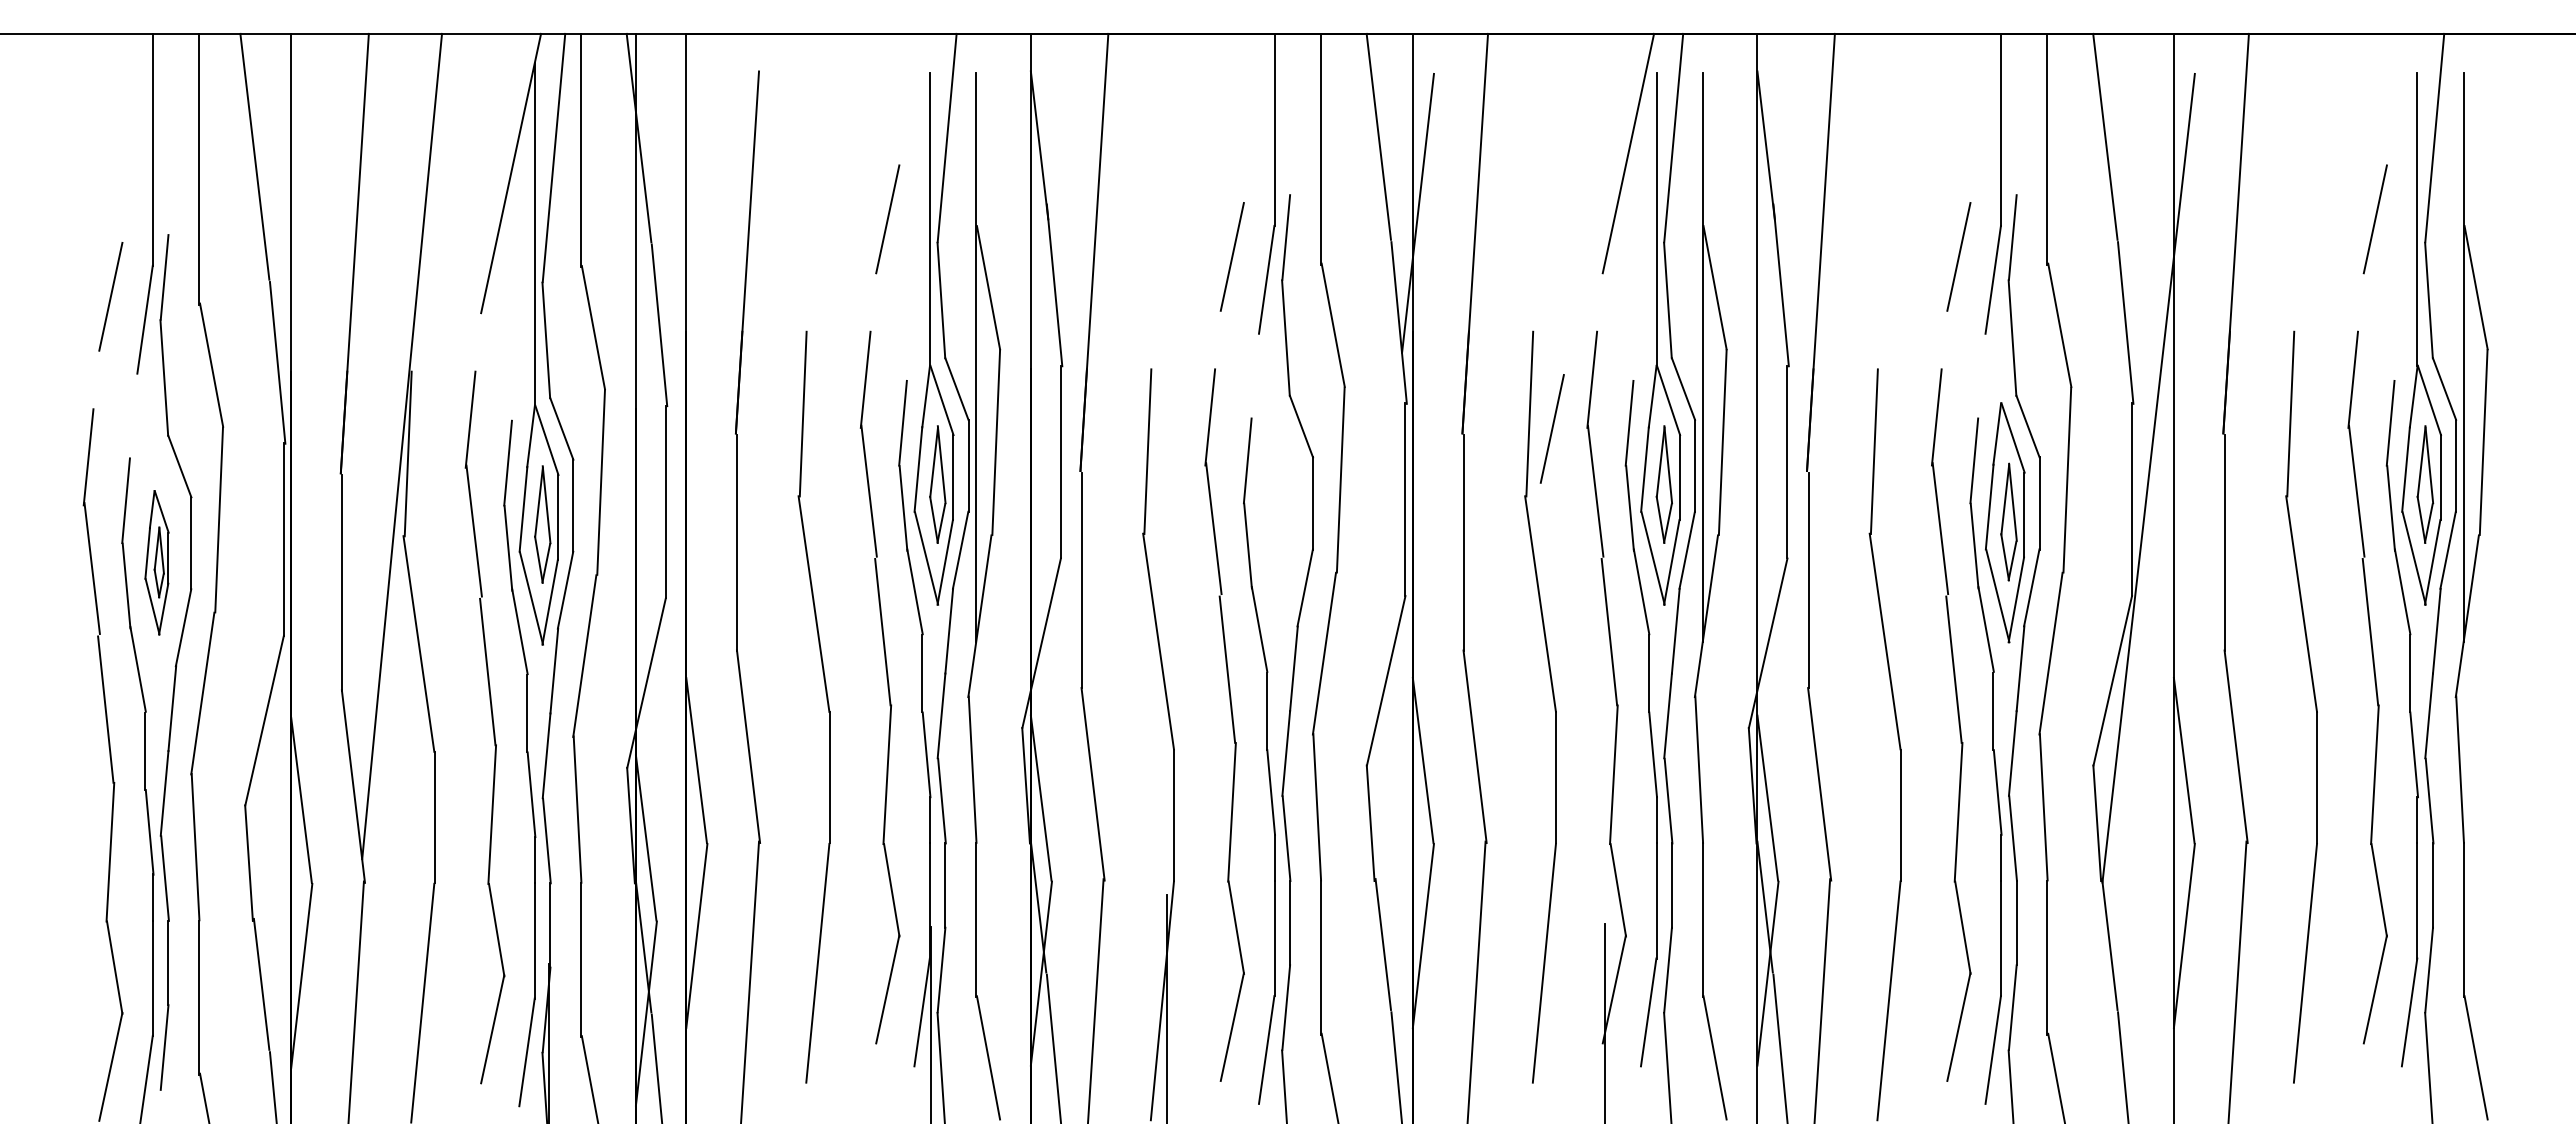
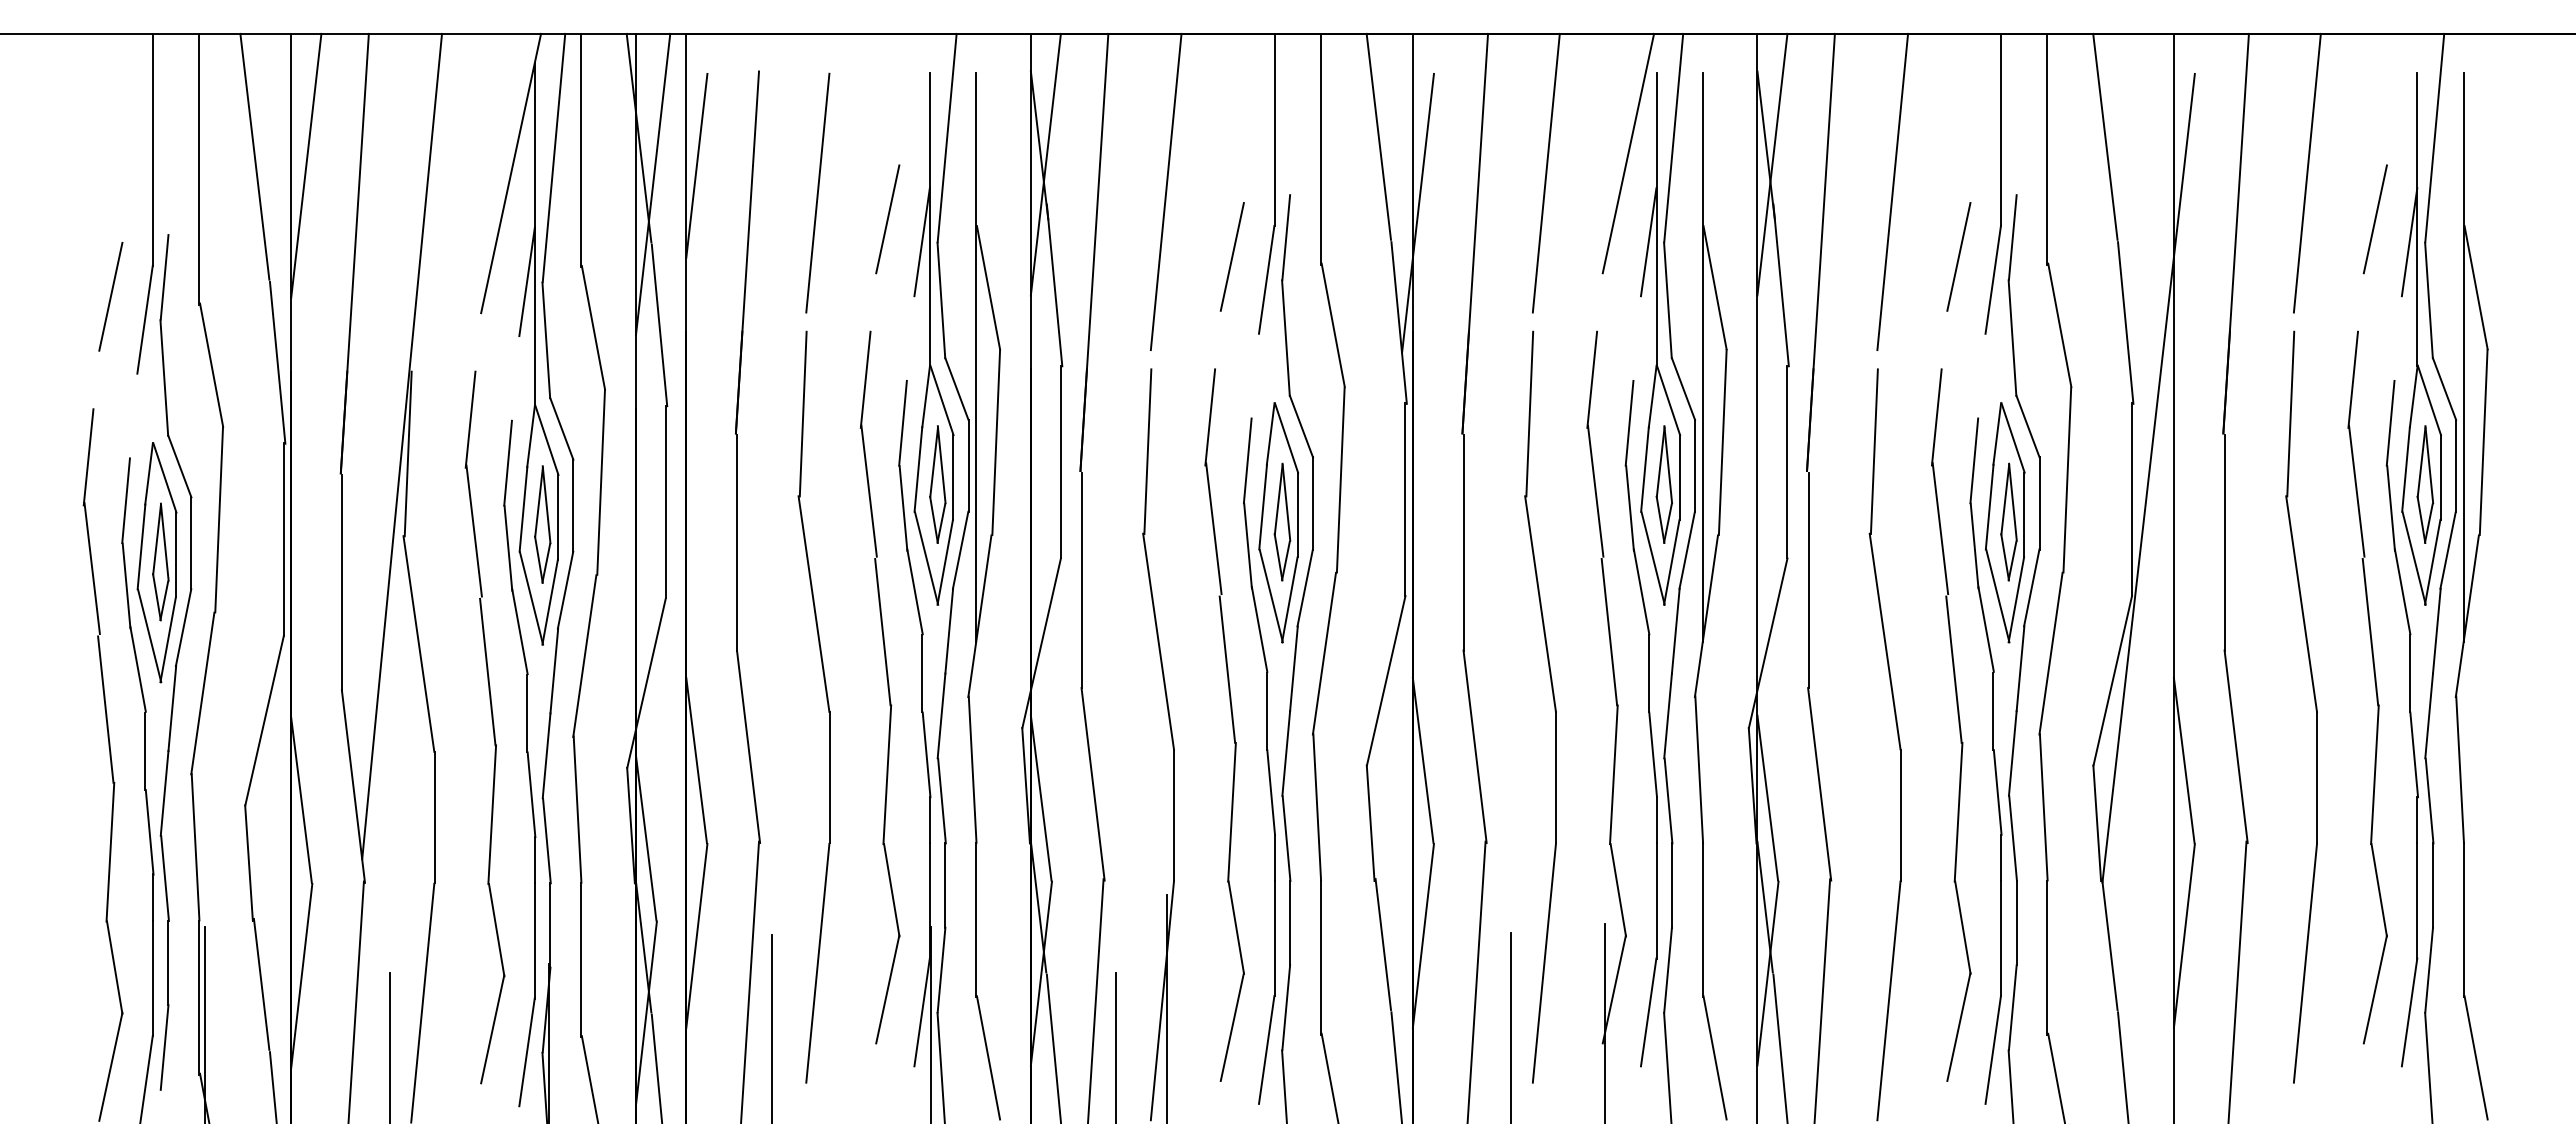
line: none -> present (1045, 164)
line: none -> present (1772, 164)
line: none -> present (306, 165)
line: none -> present (696, 165)
line: none -> present (1545, 172)
line: none -> present (2306, 172)
line: none -> present (652, 184)
line: none -> present (1165, 191)
line: none -> present (1892, 191)
line: none -> present (817, 192)
line: none -> present (921, 242)
line: none -> present (1648, 242)
line: none -> present (2409, 242)
line: none -> present (526, 281)
line: present -> none (1551, 428)
part: none -> present (1278, 522)
part size: 26x146 px -> 42x242 px (156, 562)
line: none -> present (204, 1023)
line: none -> present (1511, 1026)
line: none -> present (771, 1027)
line: none -> present (389, 1046)
line: none -> present (1116, 1046)
